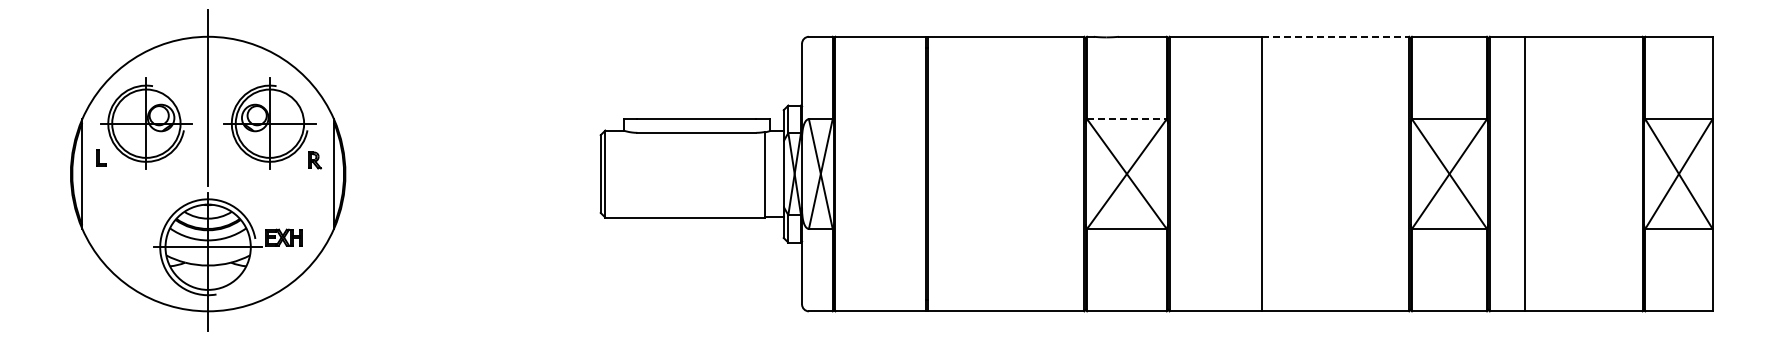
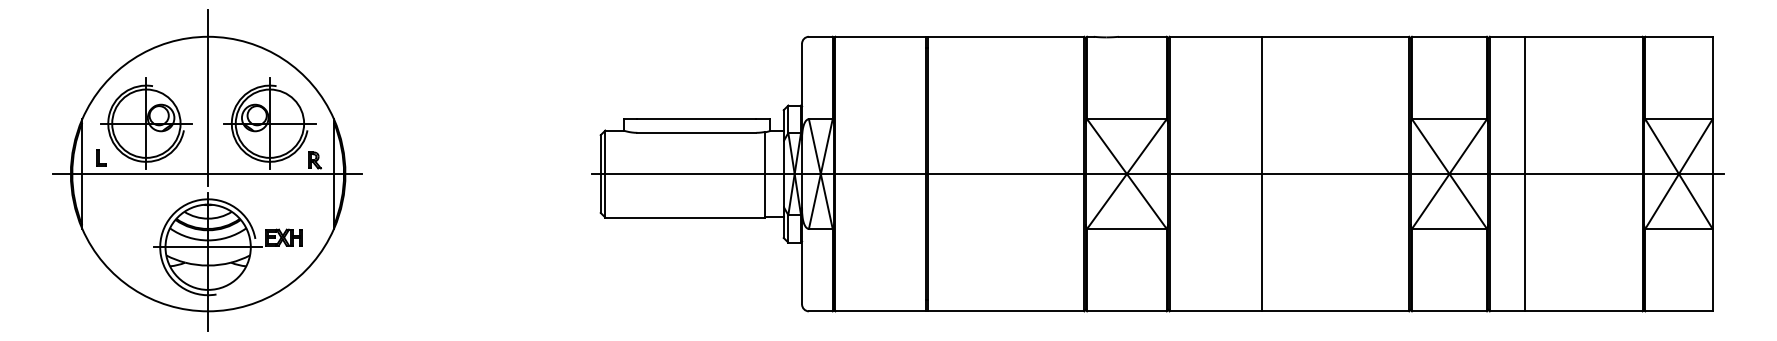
line: dashed -> solid (1335, 36)
line: dashed -> solid (1126, 119)
line: none -> present (207, 174)
line: none -> present (1157, 174)
